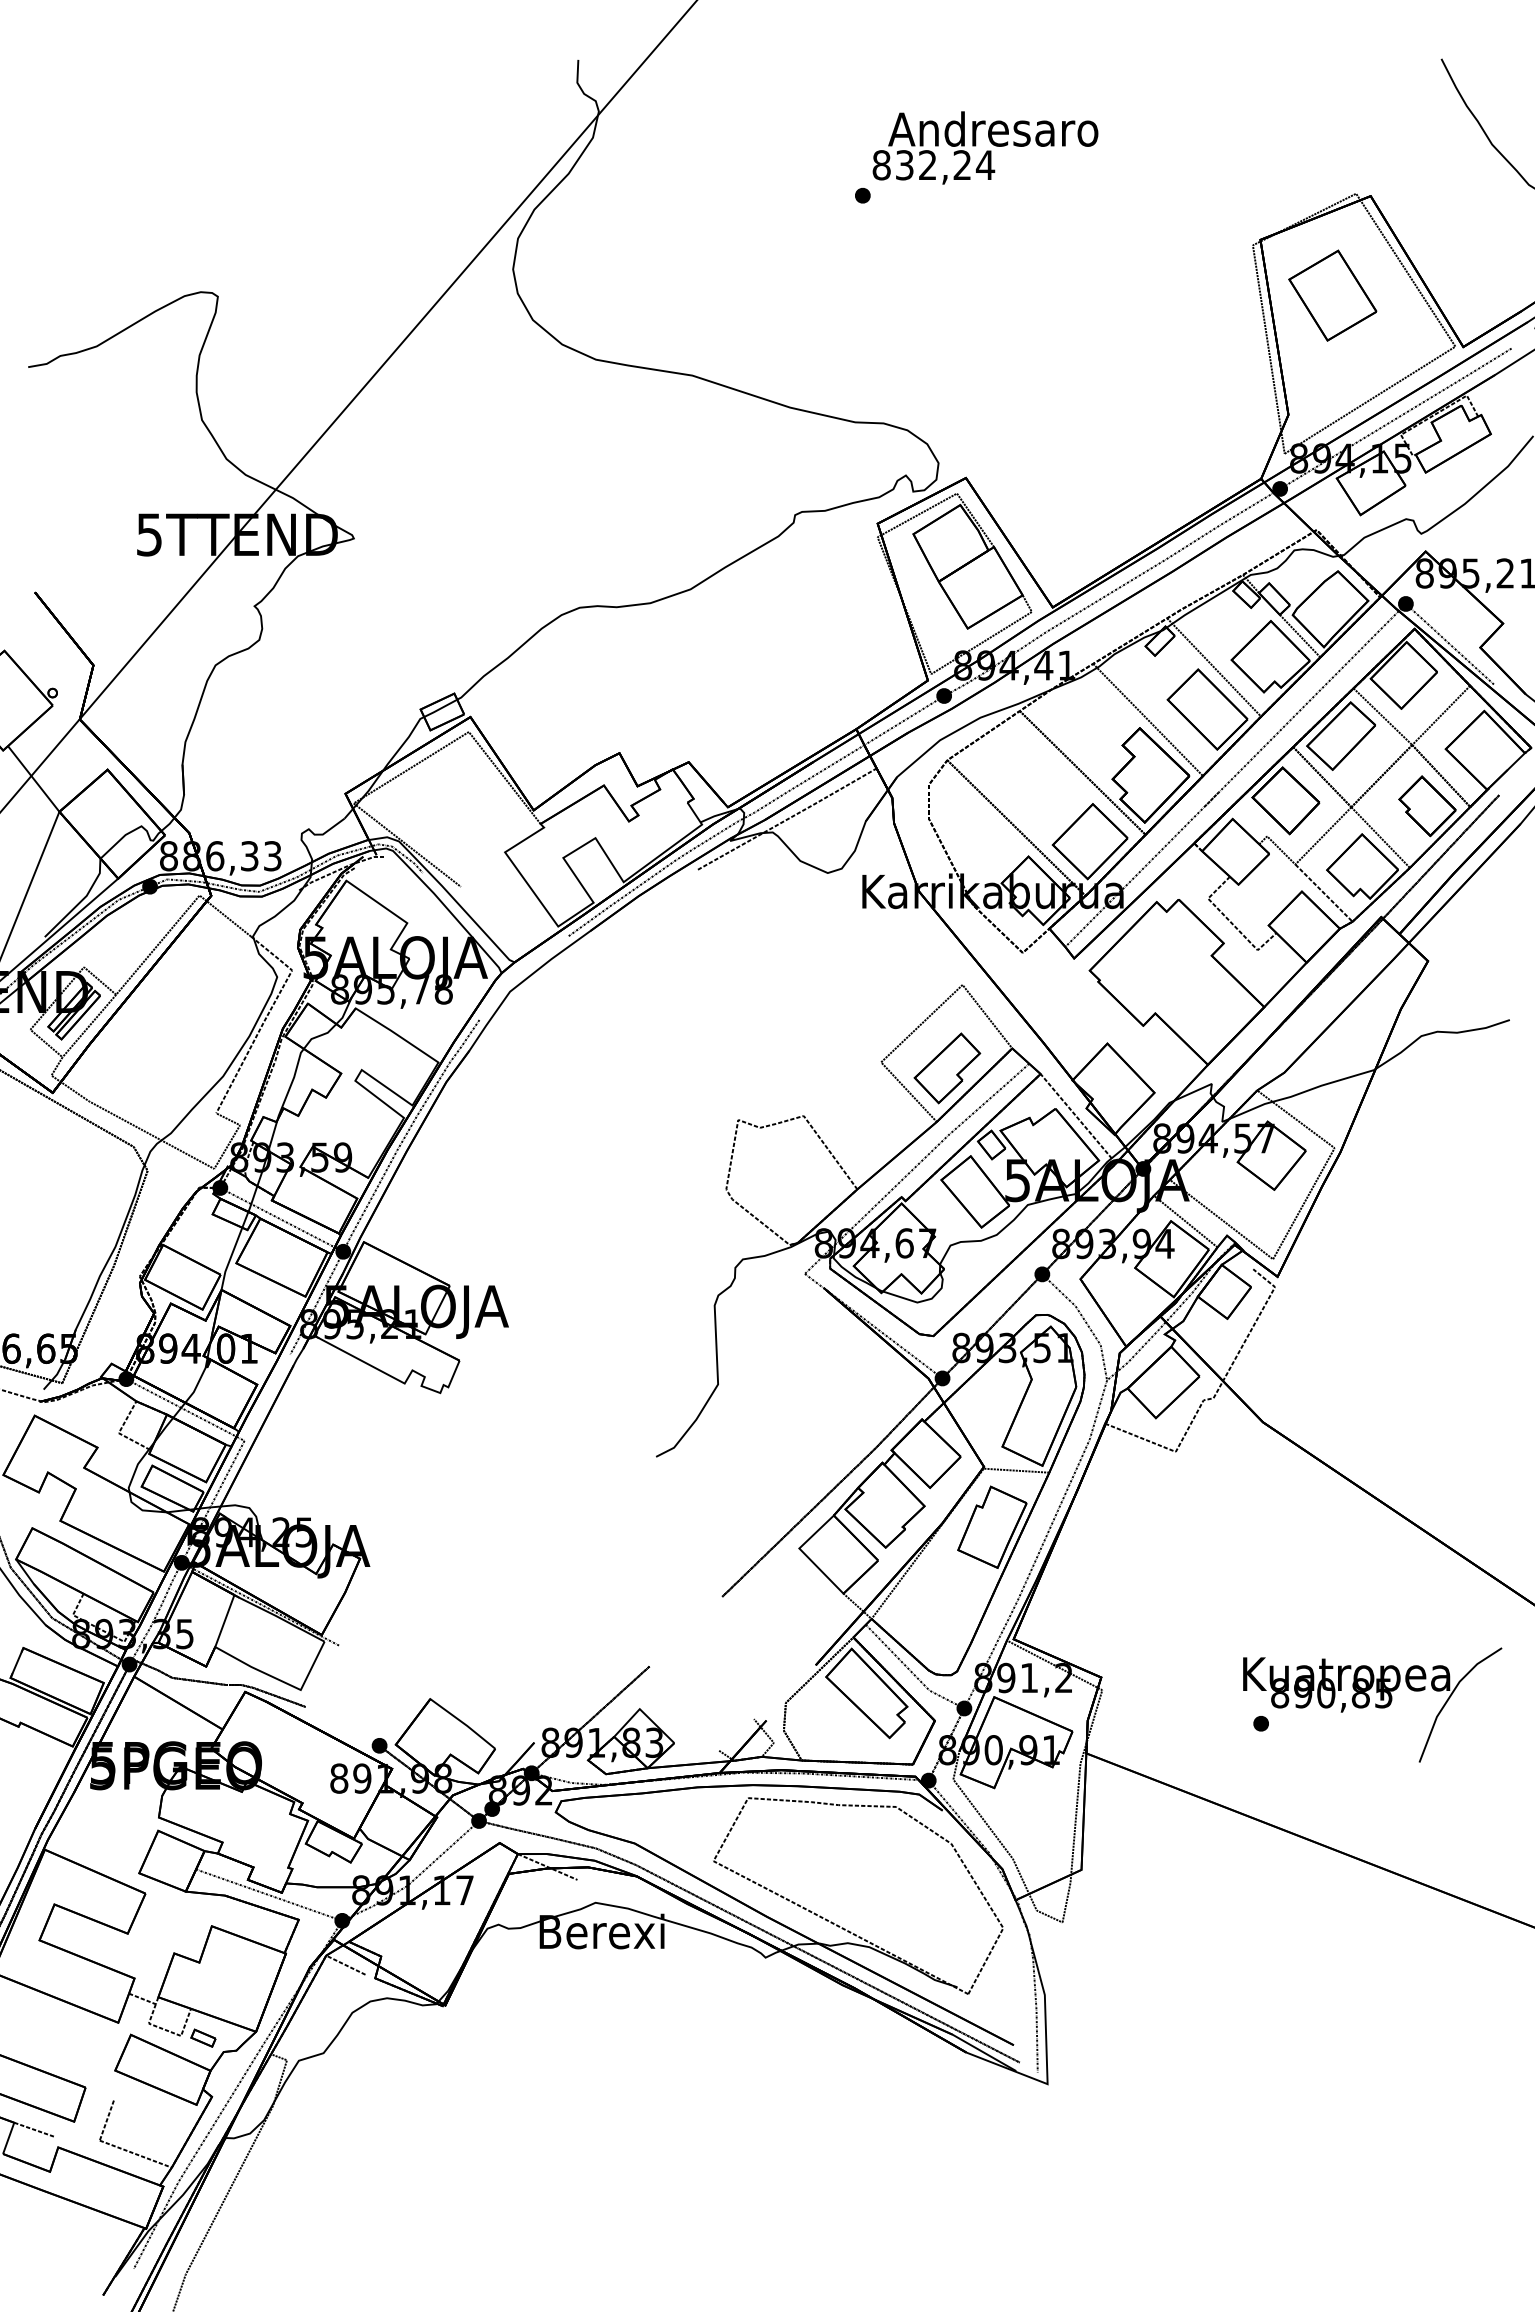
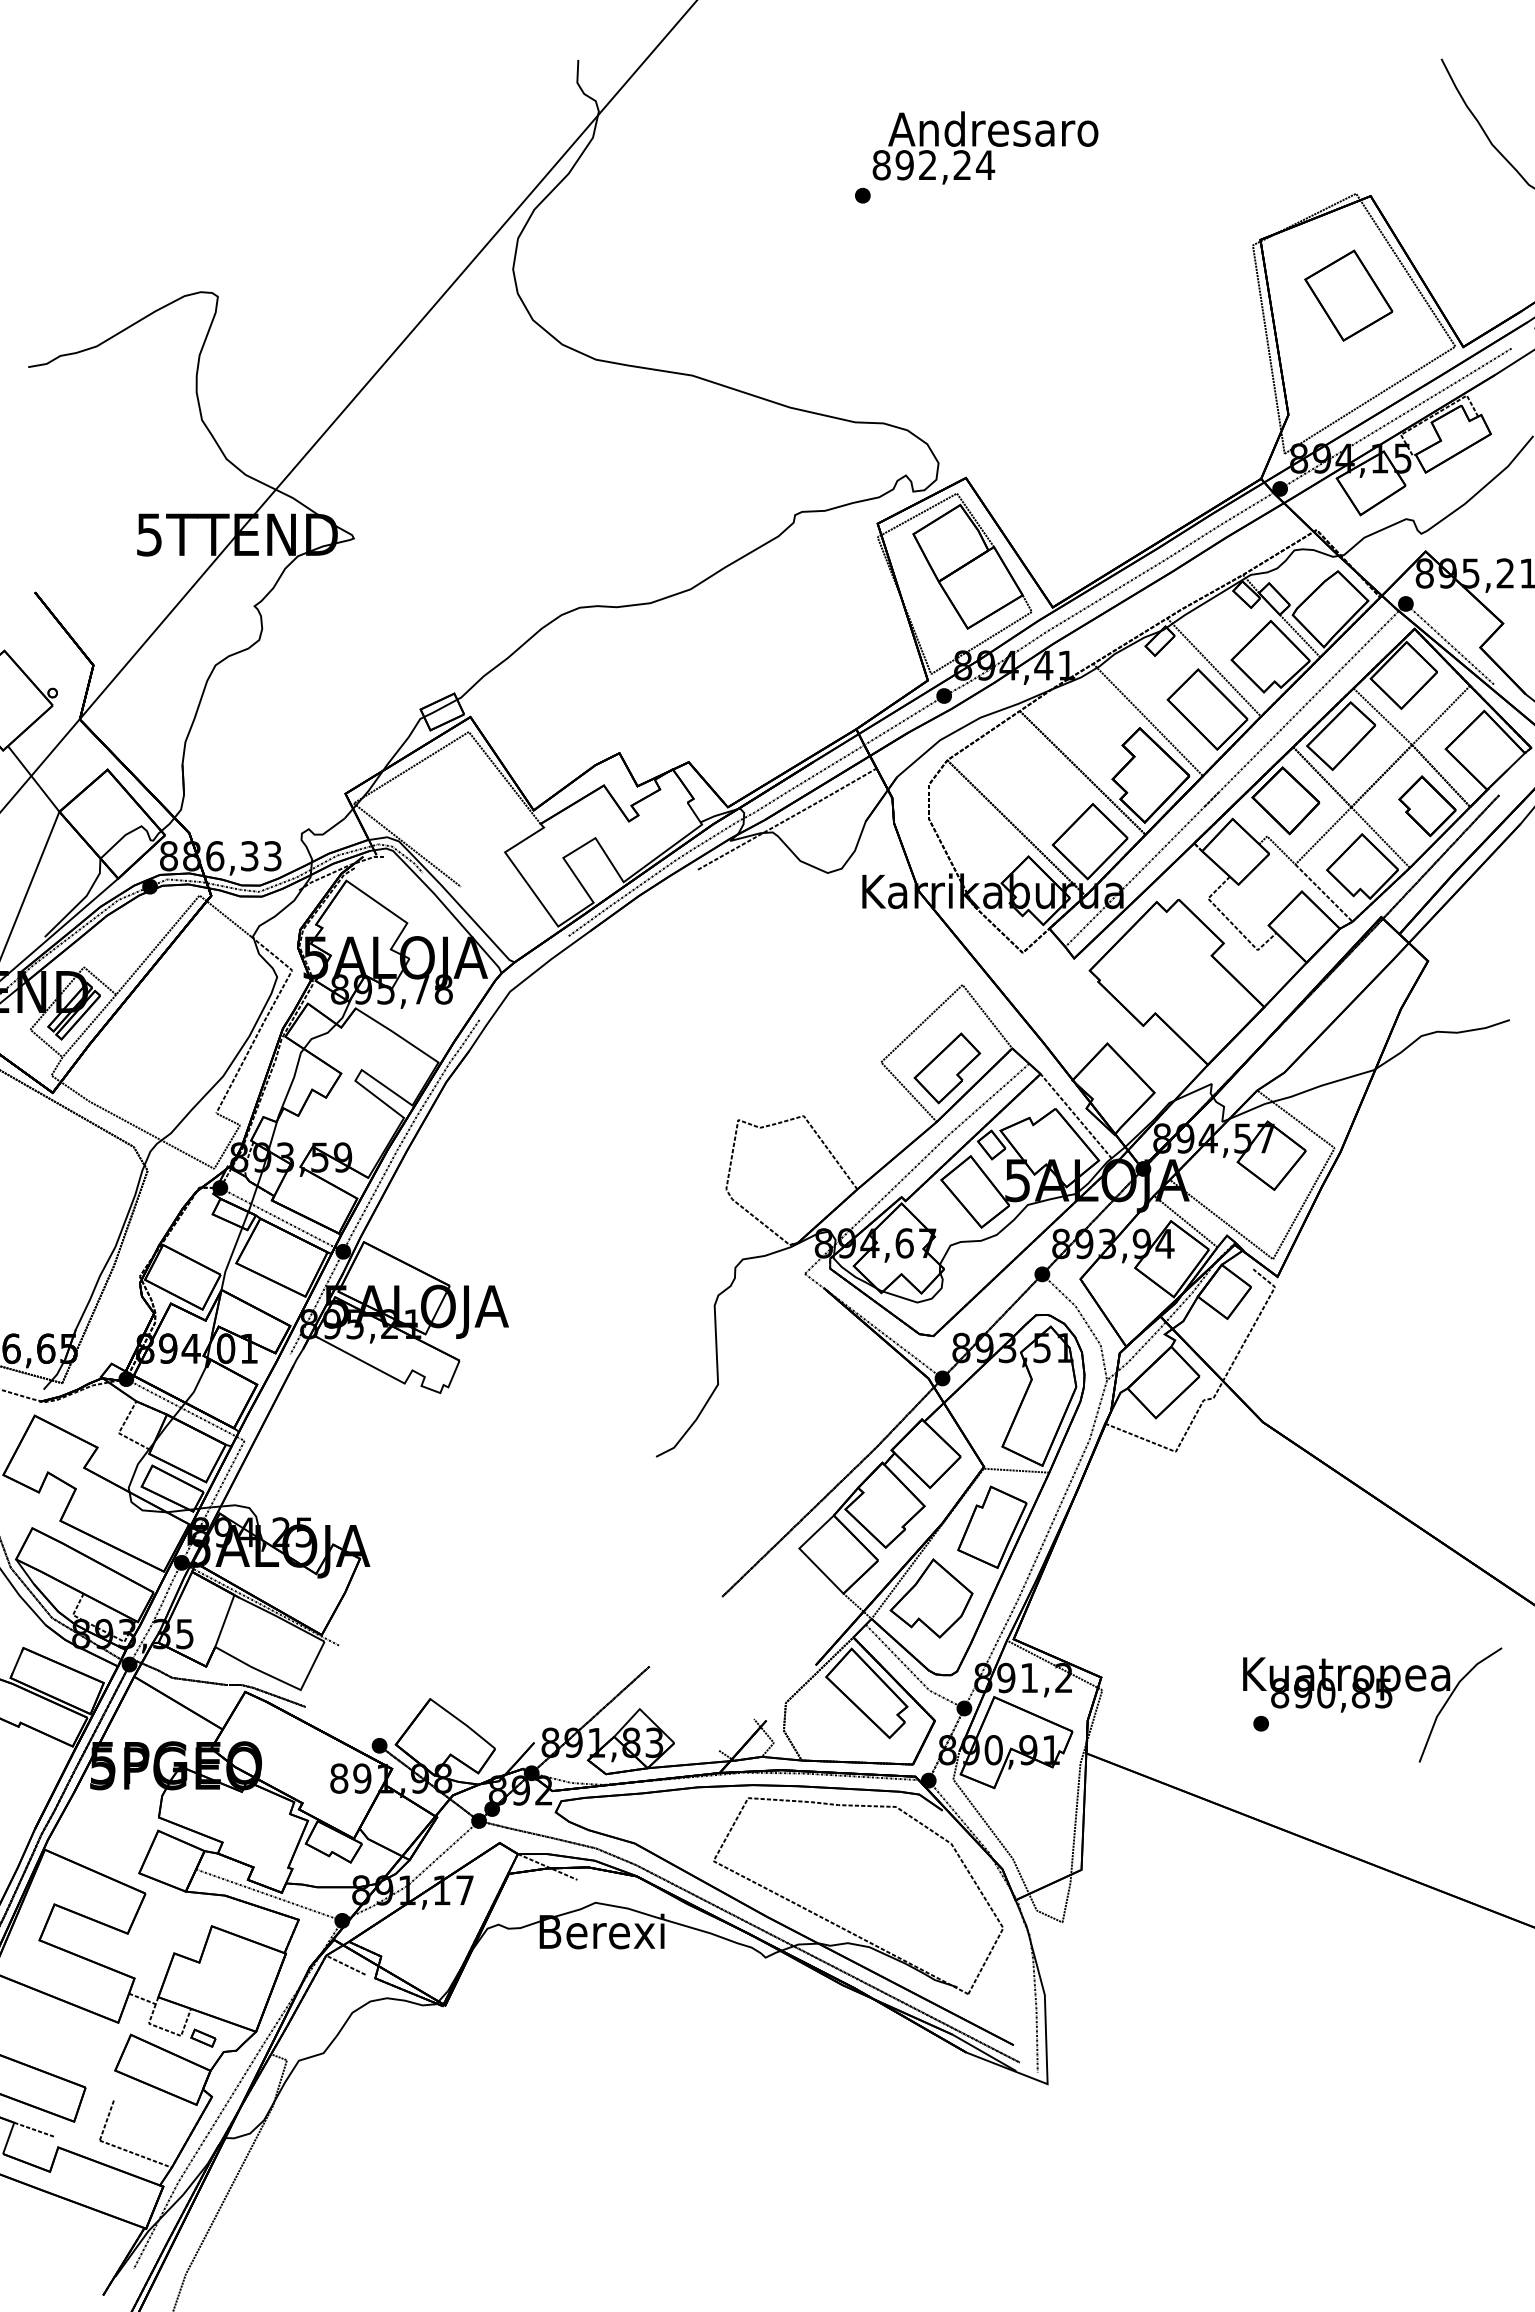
text: 832,24 -> 892,24 (904, 165)
part position: (1332, 295) -> (1348, 295) (1348, 295)
part: none -> present (931, 1598)
